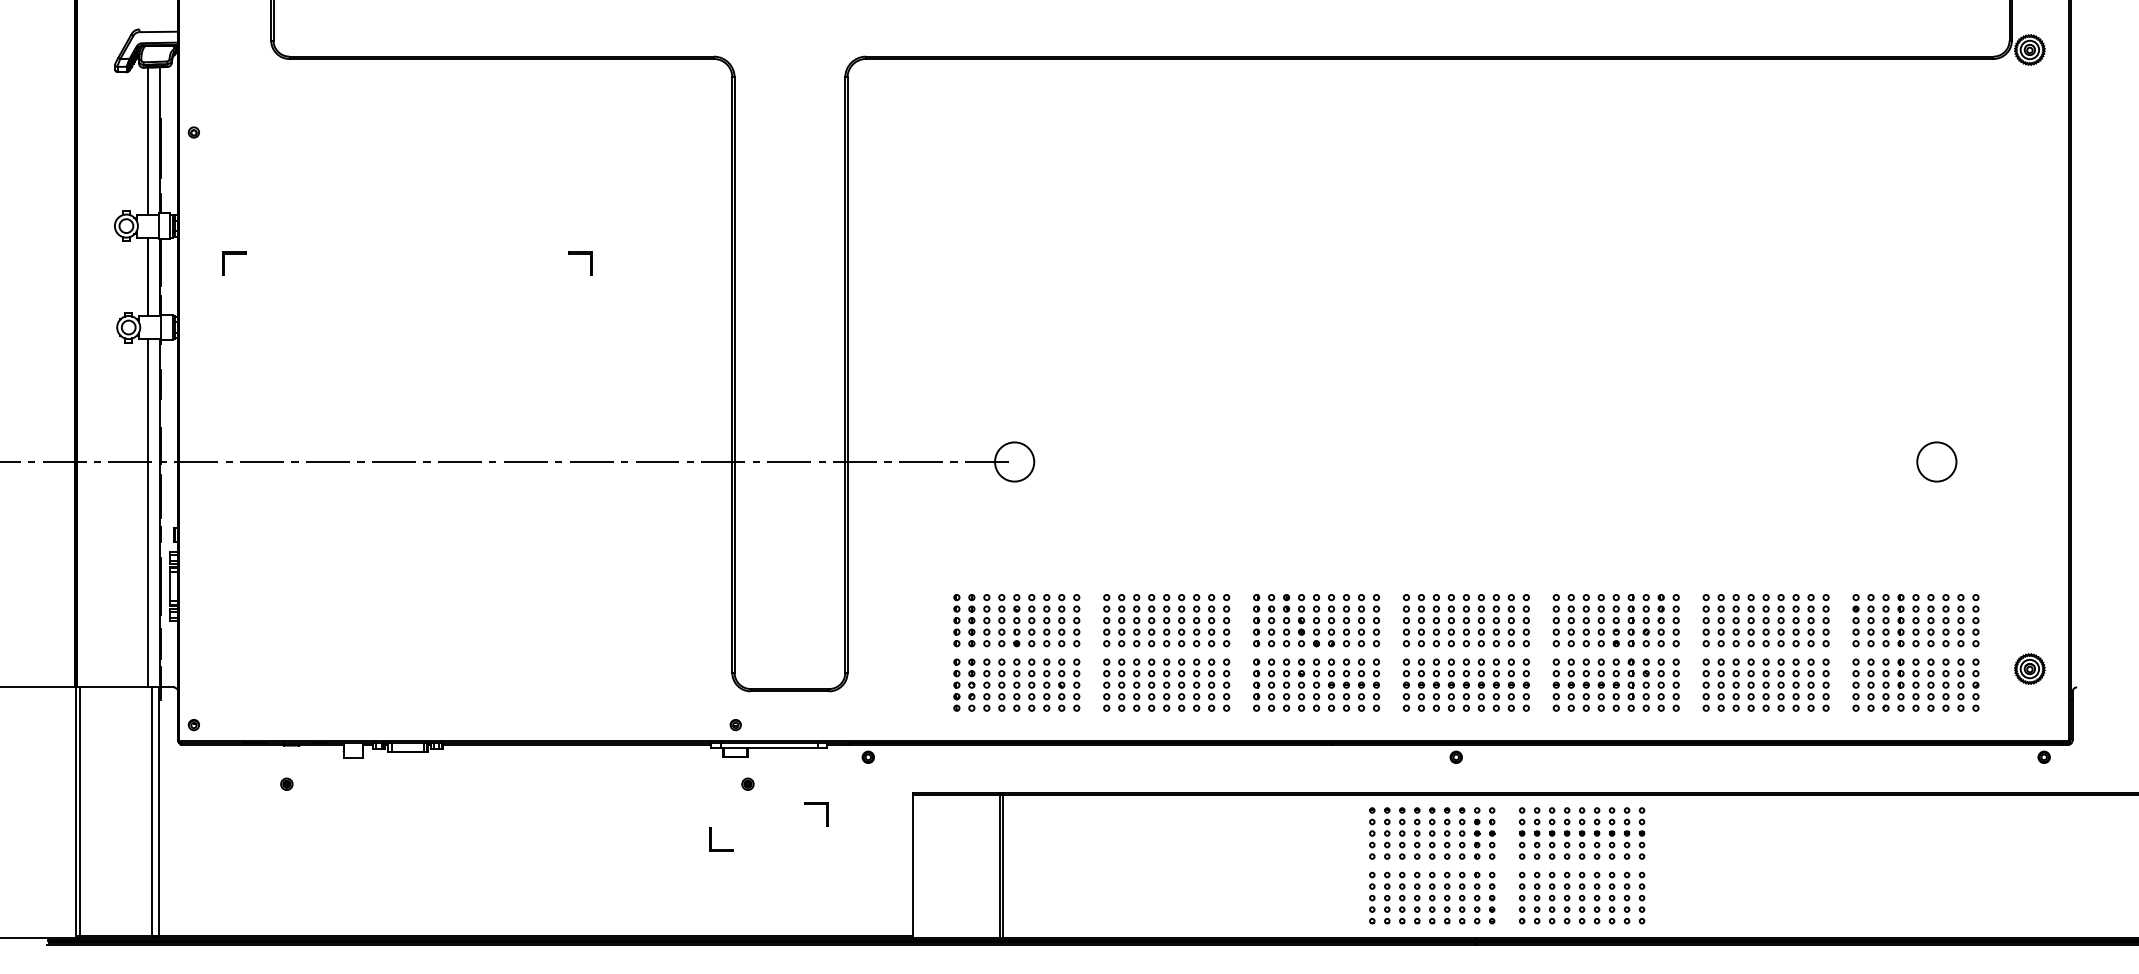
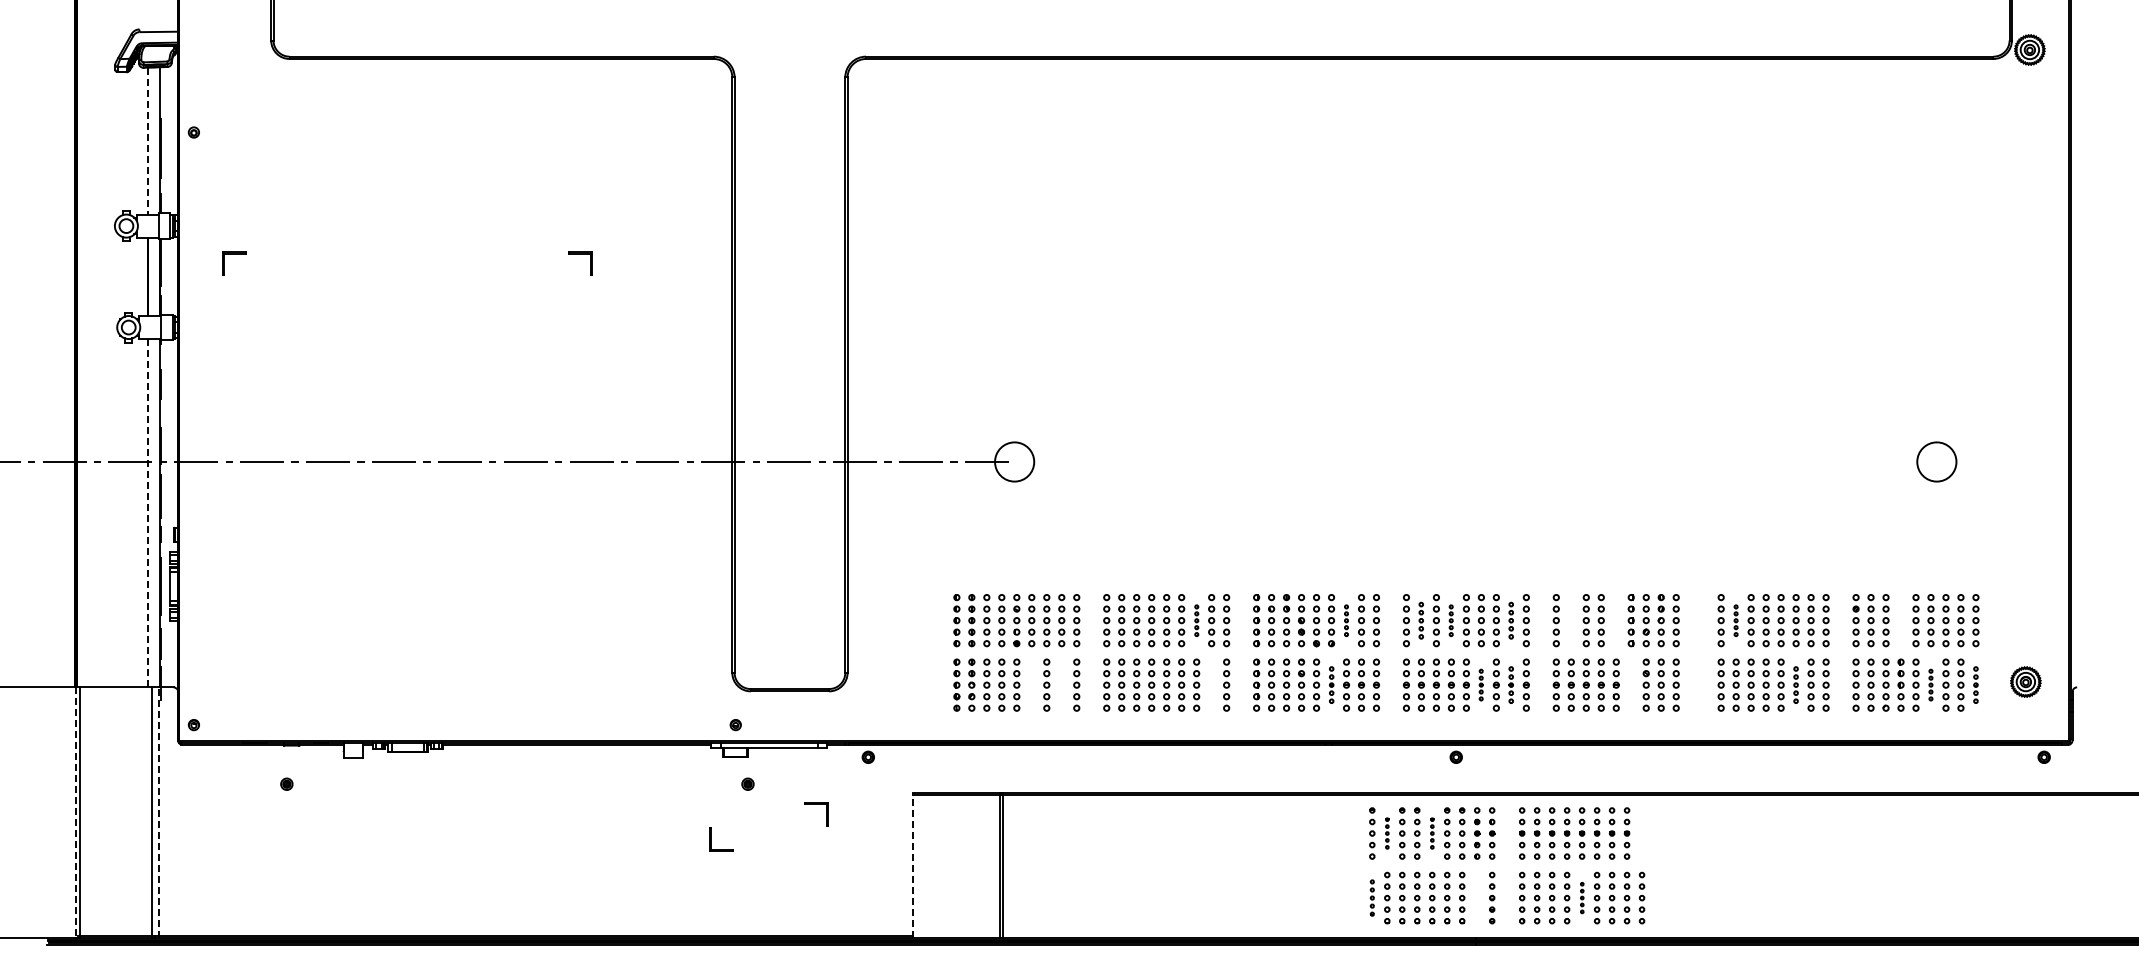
line: solid -> dashed (148, 141)
line: solid -> dashed (148, 513)
part size: 8x54 px -> 6x34 px (1196, 620)
part size: 7x54 px -> 5x34 px (1346, 620)
part size: 8x54 px -> 6x39 px (1420, 620)
part size: 8x54 px -> 6x34 px (1450, 620)
part size: 8x54 px -> 6x39 px (1510, 620)
part: present -> none (1570, 620)
part: present -> none (1615, 620)
part: present -> none (1705, 620)
part size: 8x54 px -> 6x33 px (1735, 620)
part: present -> none (1900, 620)
part position: (2029, 668) -> (2025, 681) (2025, 681)
part: present -> none (1031, 684)
part: present -> none (1061, 684)
part: present -> none (1211, 684)
part size: 8x54 px -> 6x38 px (1331, 684)
part size: 8x54 px -> 6x34 px (1480, 684)
part size: 8x54 px -> 6x38 px (1510, 684)
part: present -> none (1630, 684)
part: present -> none (1705, 684)
part size: 8x54 px -> 6x38 px (1795, 684)
part size: 8x54 px -> 6x34 px (1930, 684)
part size: 8x54 px -> 6x38 px (1975, 684)
line: solid -> dashed (159, 812)
line: solid -> dashed (75, 813)
part size: 7x53 px -> 5x33 px (1387, 833)
part size: 7x53 px -> 5x33 px (1432, 833)
part: present -> none (1641, 833)
line: solid -> dashed (913, 865)
part size: 7x54 px -> 6x38 px (1371, 897)
part: present -> none (1477, 897)
part size: 7x54 px -> 5x33 px (1582, 898)
